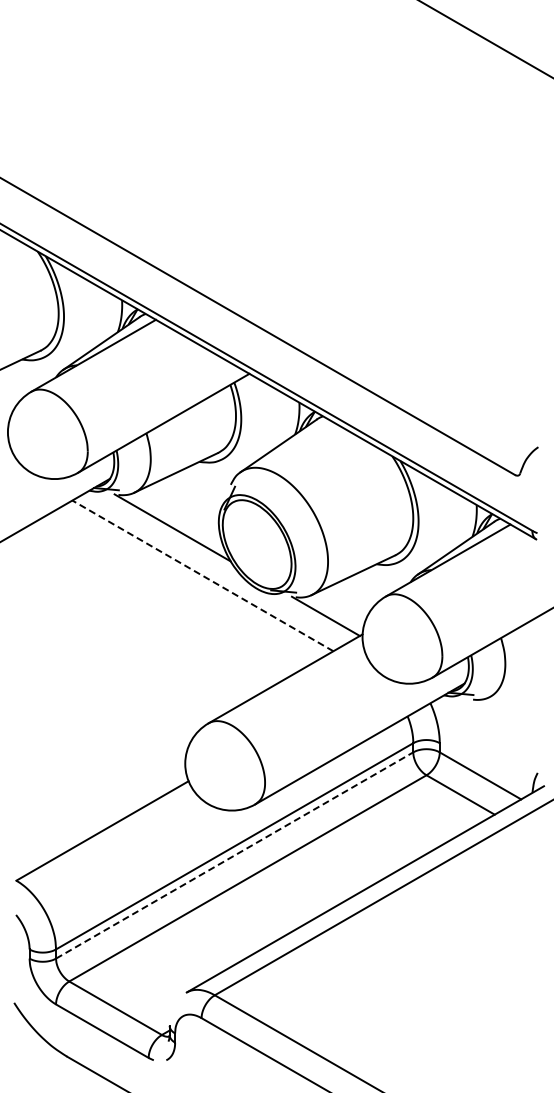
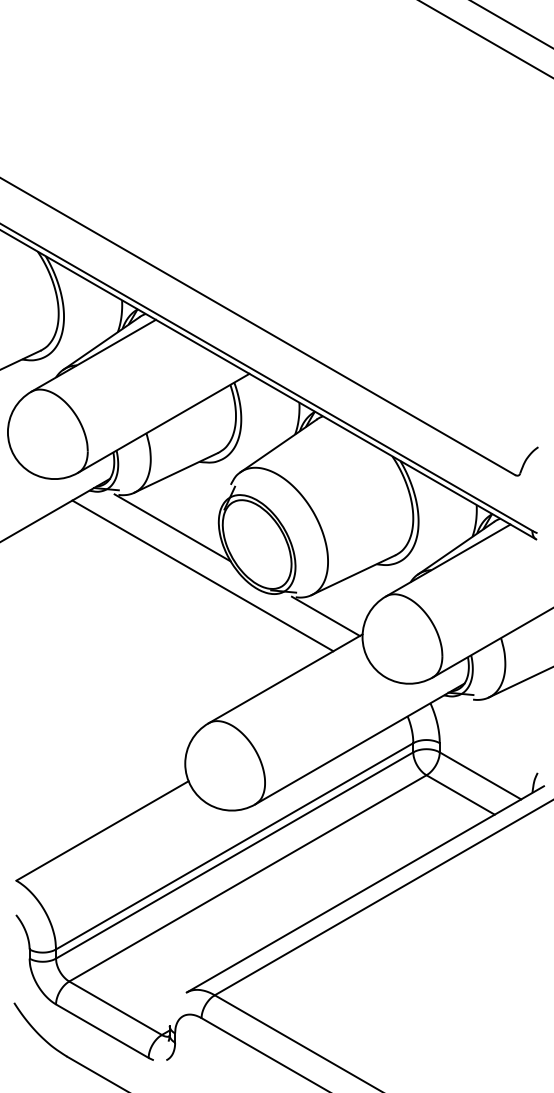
line: none -> present (511, 24)
line: dashed -> solid (202, 575)
line: none -> present (519, 682)
line: dashed -> solid (235, 855)
